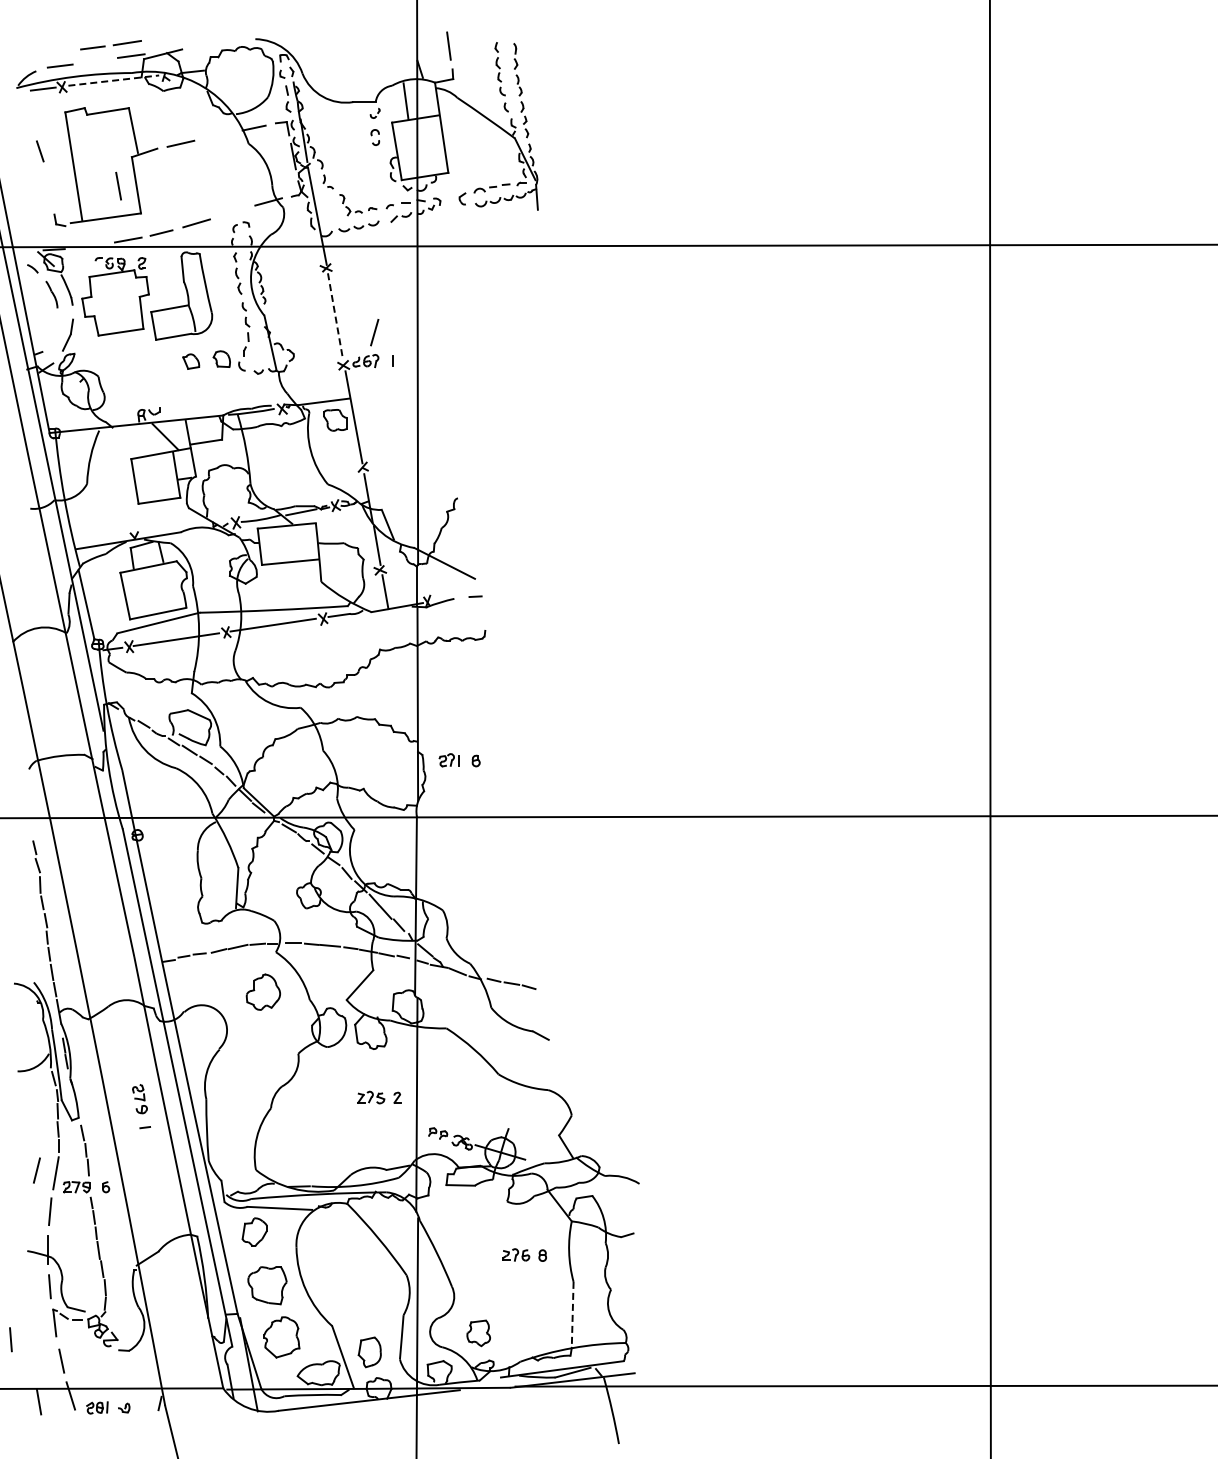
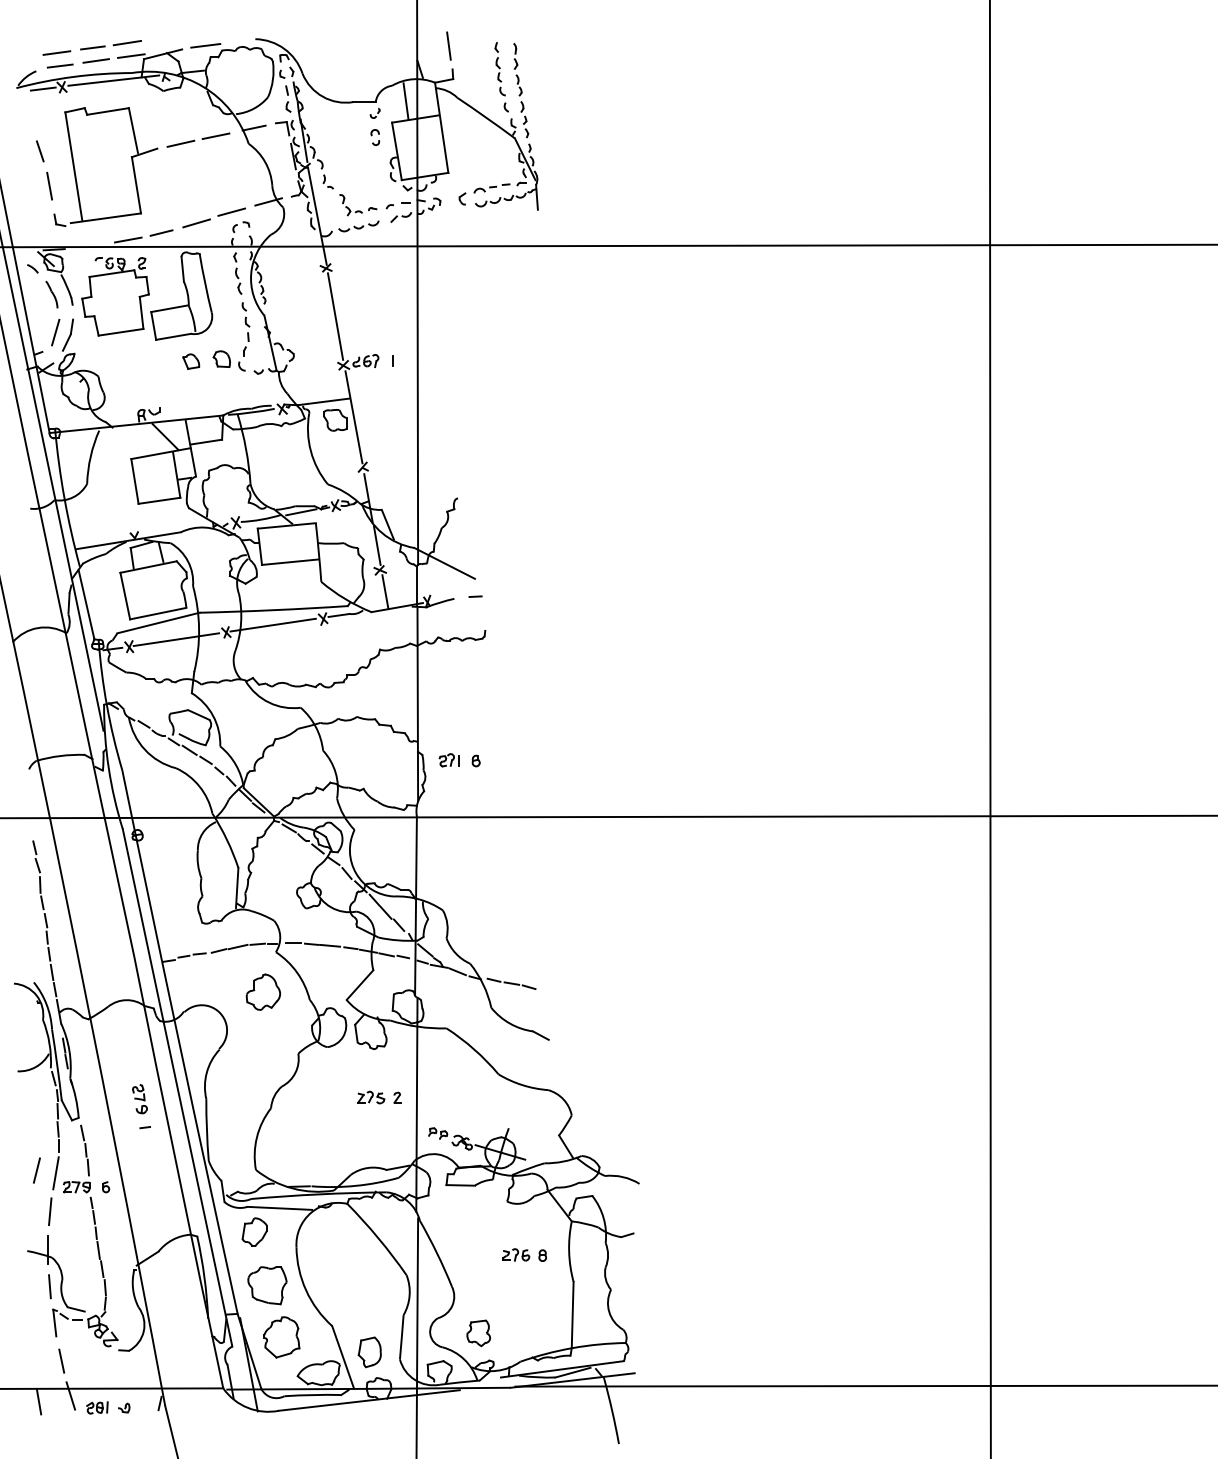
line: none -> present (205, 45)
line: none -> present (56, 52)
line: none -> present (95, 60)
line: dashed -> solid (113, 80)
line: none -> present (215, 136)
line position: (118, 185) -> (49, 185) (49, 185)
line: none -> present (231, 211)
line: dashed -> solid (335, 316)
line position: (374, 332) -> (55, 332) (55, 332)
line: dashed -> solid (572, 1314)
line: present -> none (10, 1339)
